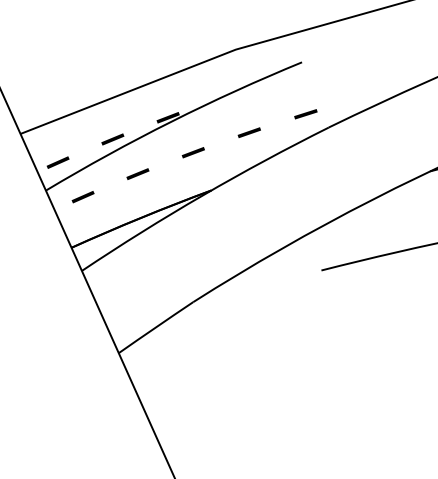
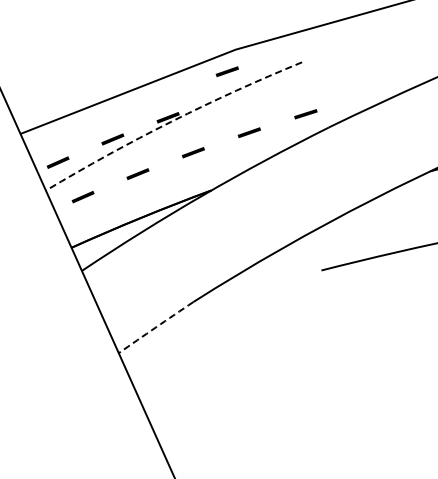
line: none -> present (226, 71)
arc: solid -> dashed (171, 121)
arc: solid -> dashed (155, 327)
